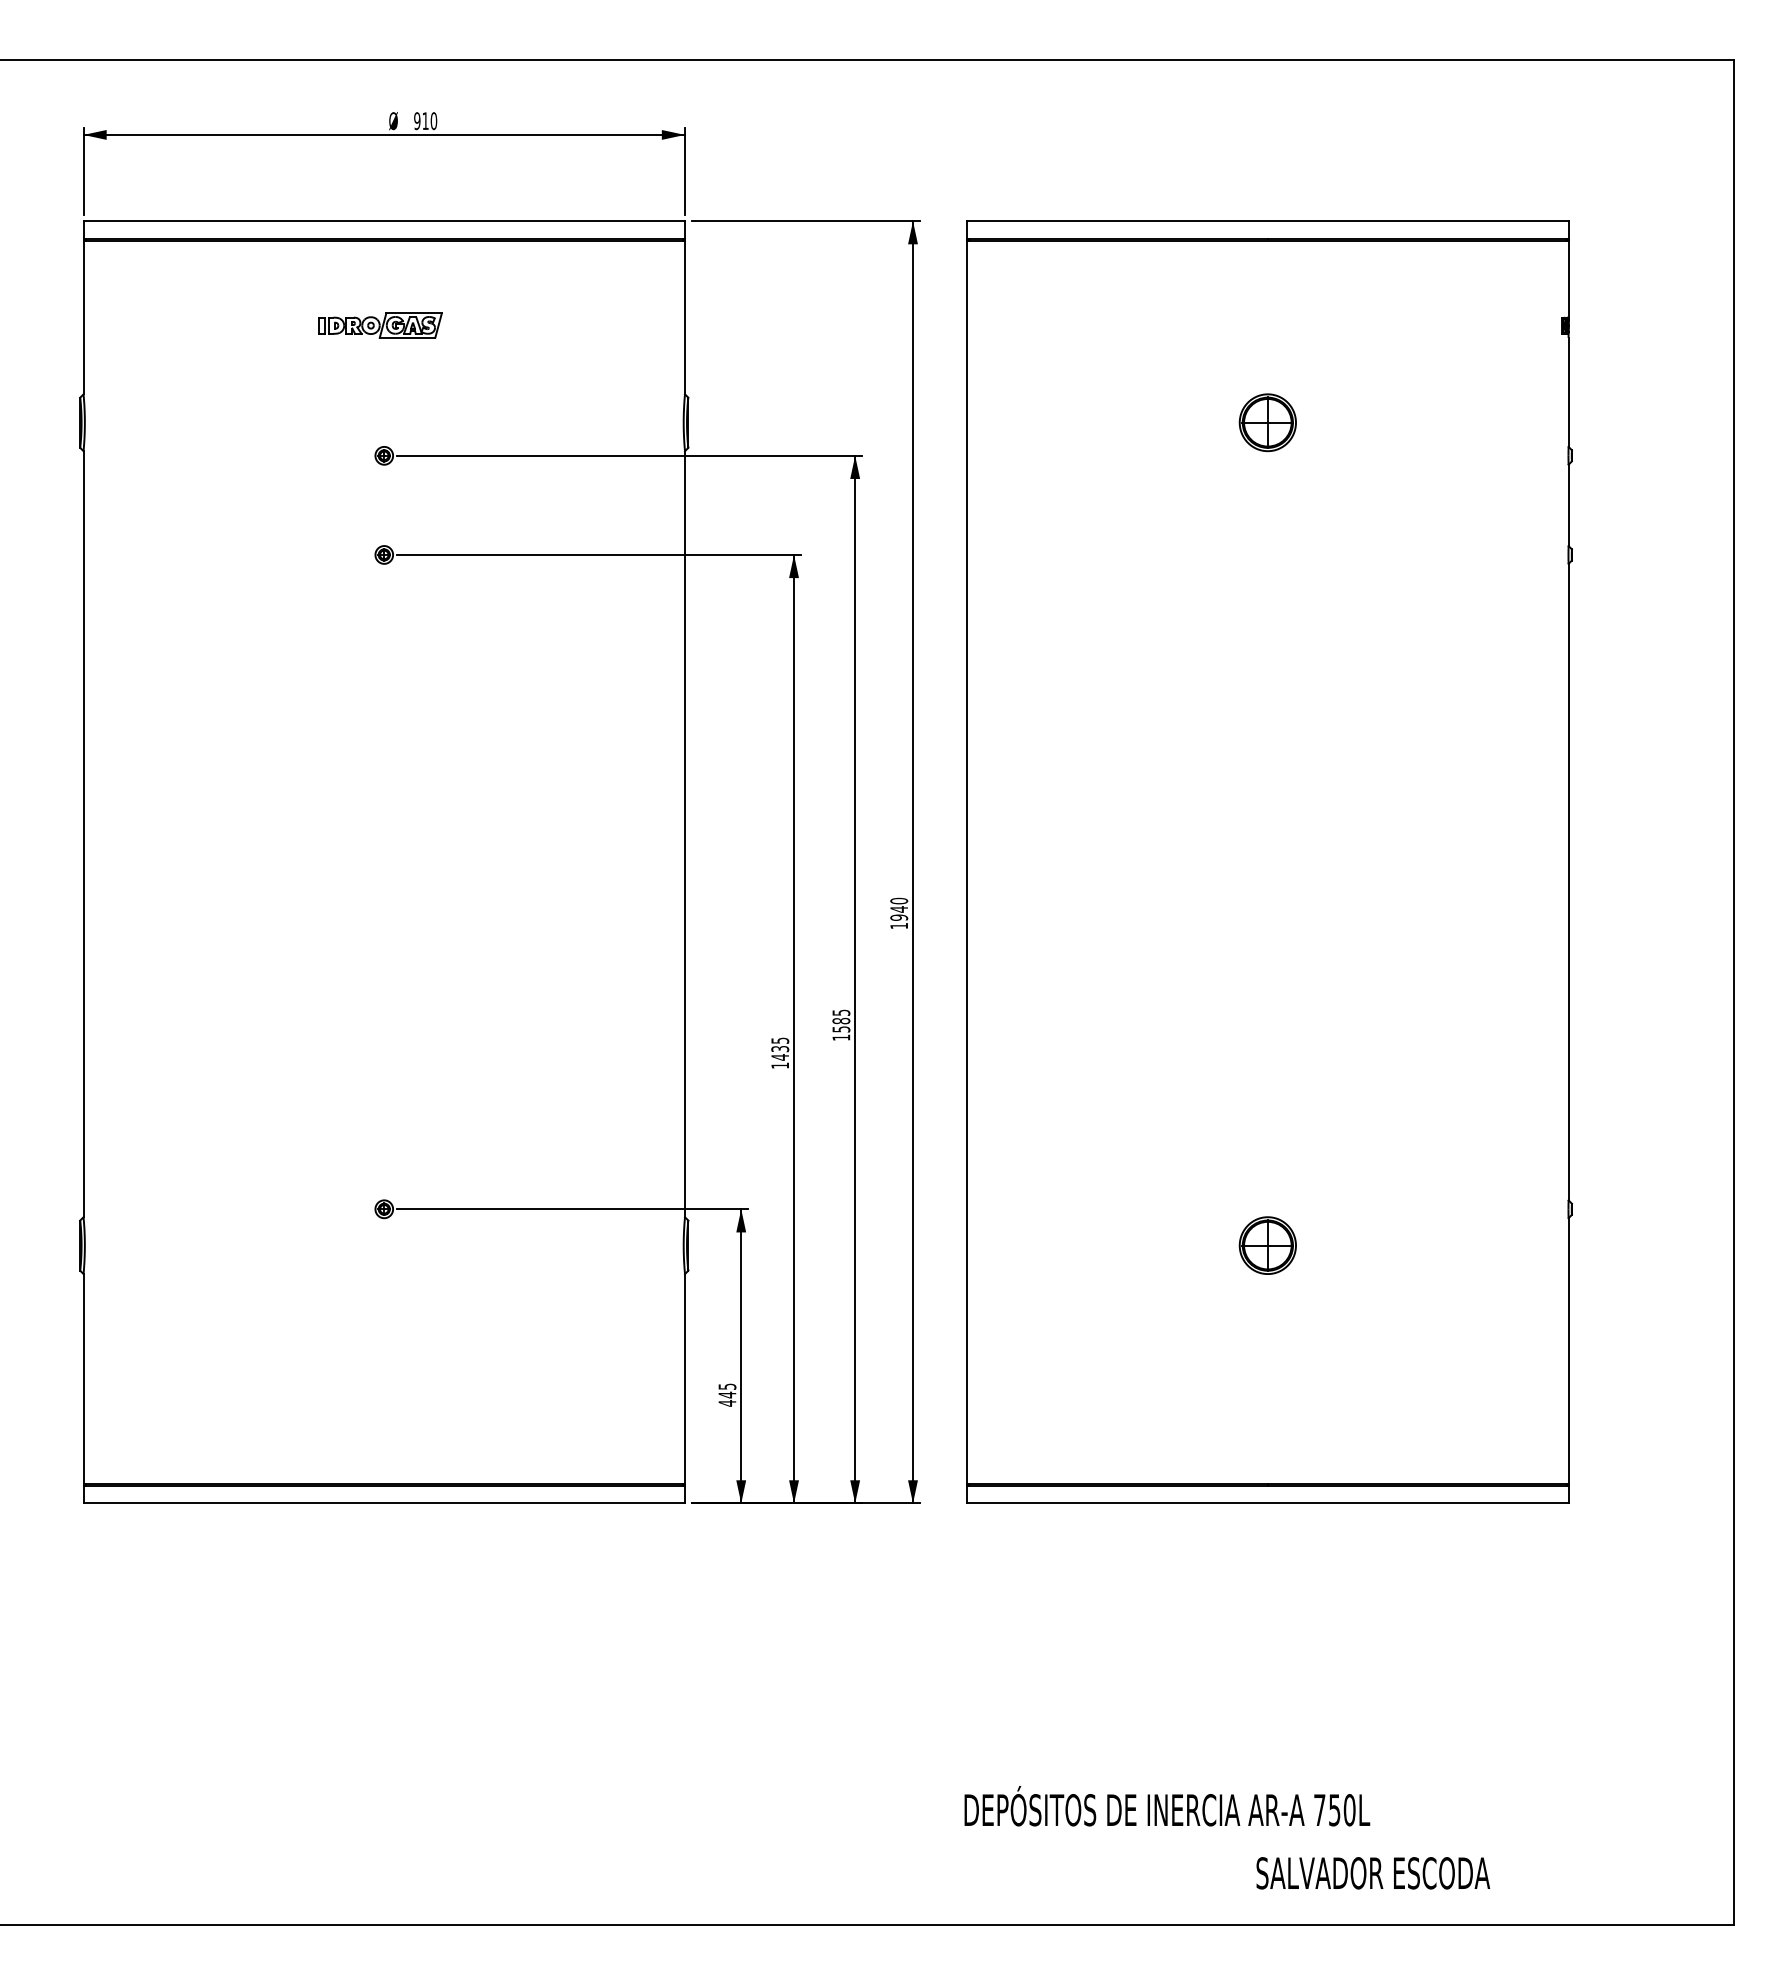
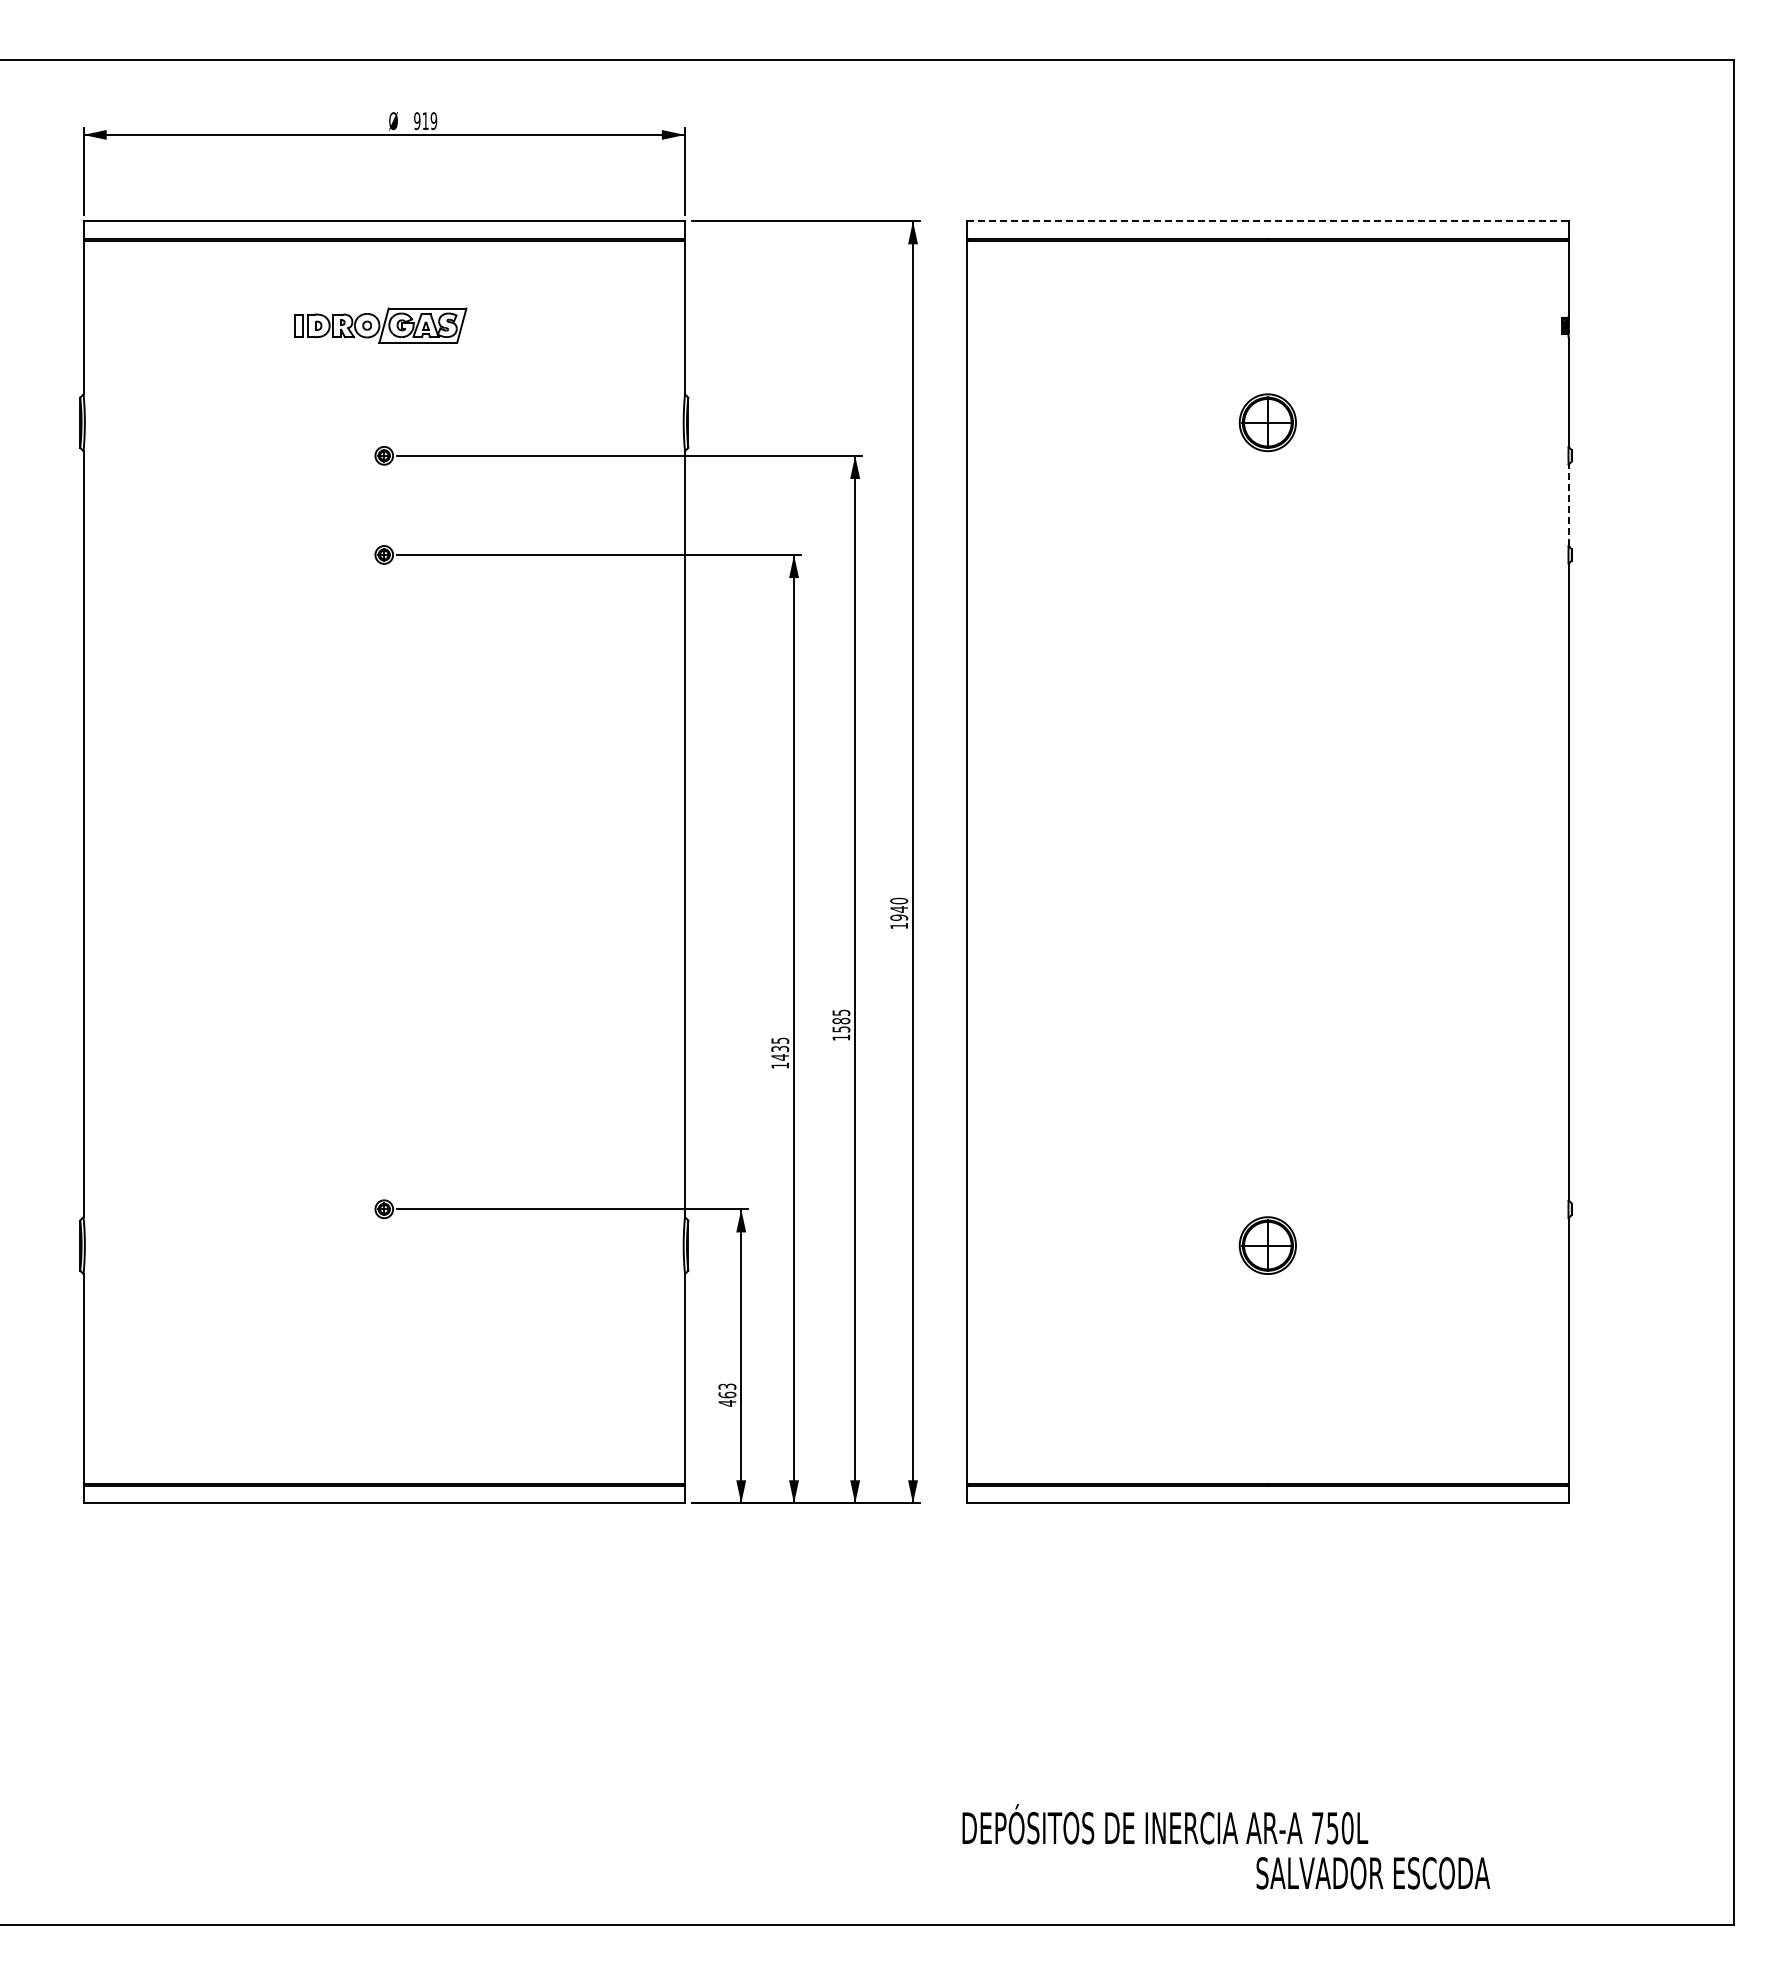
text: 910 -> 919 (433, 121)
line: solid -> dashed (1267, 221)
part size: 125x27 px -> 174x37 px (380, 325)
line: solid -> dashed (1568, 505)
text: 445 -> 463 (727, 1390)
text position: (1167, 1806) -> (1165, 1824) (1165, 1824)
